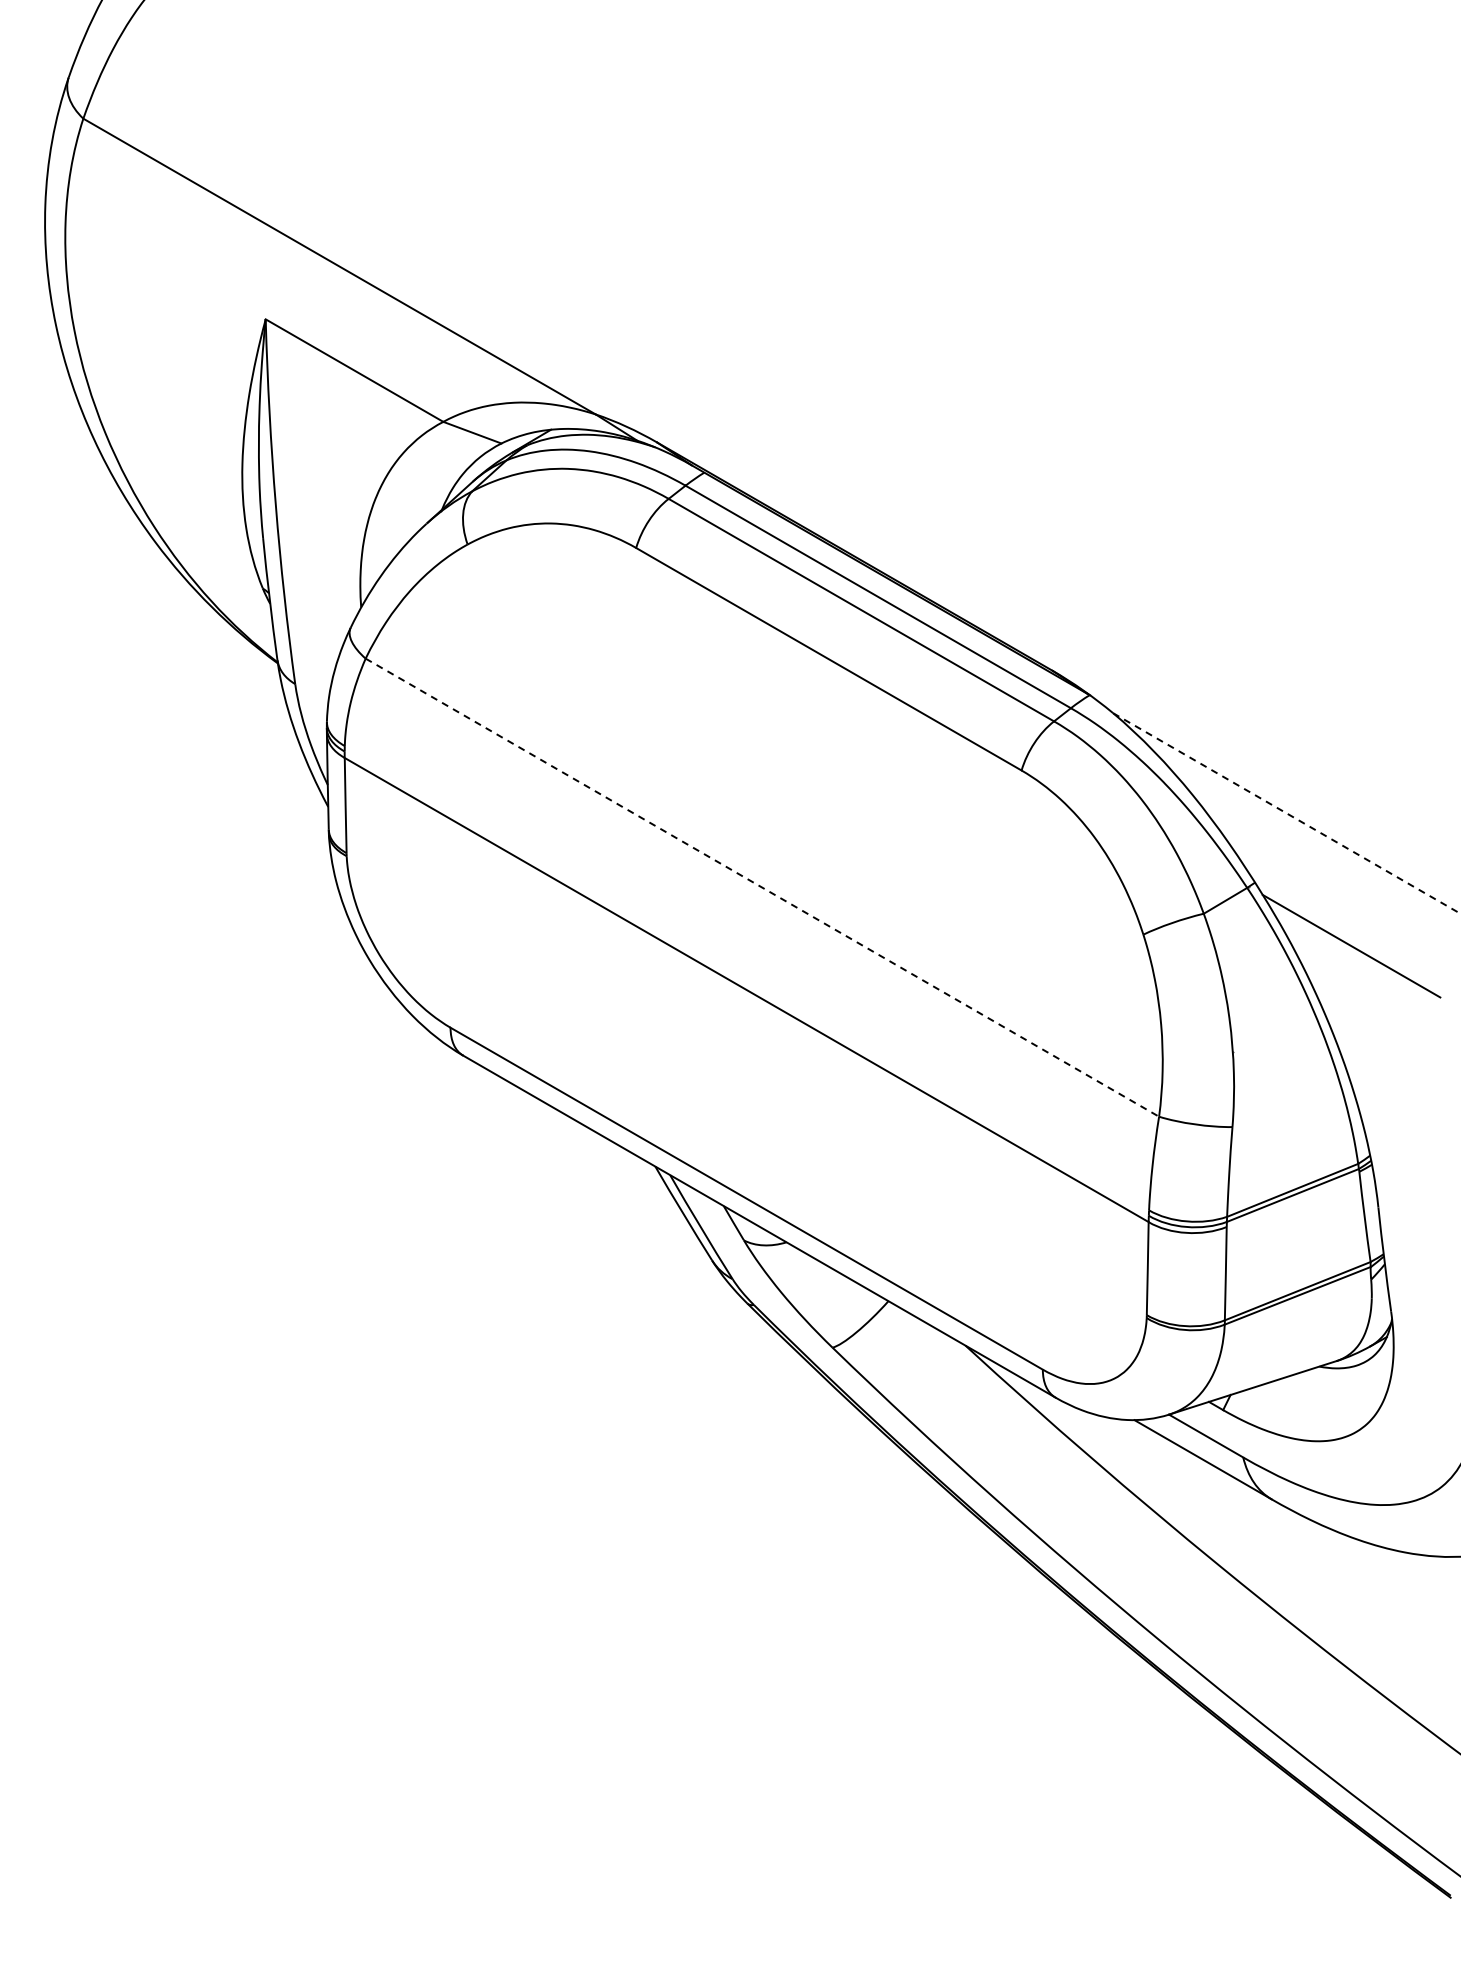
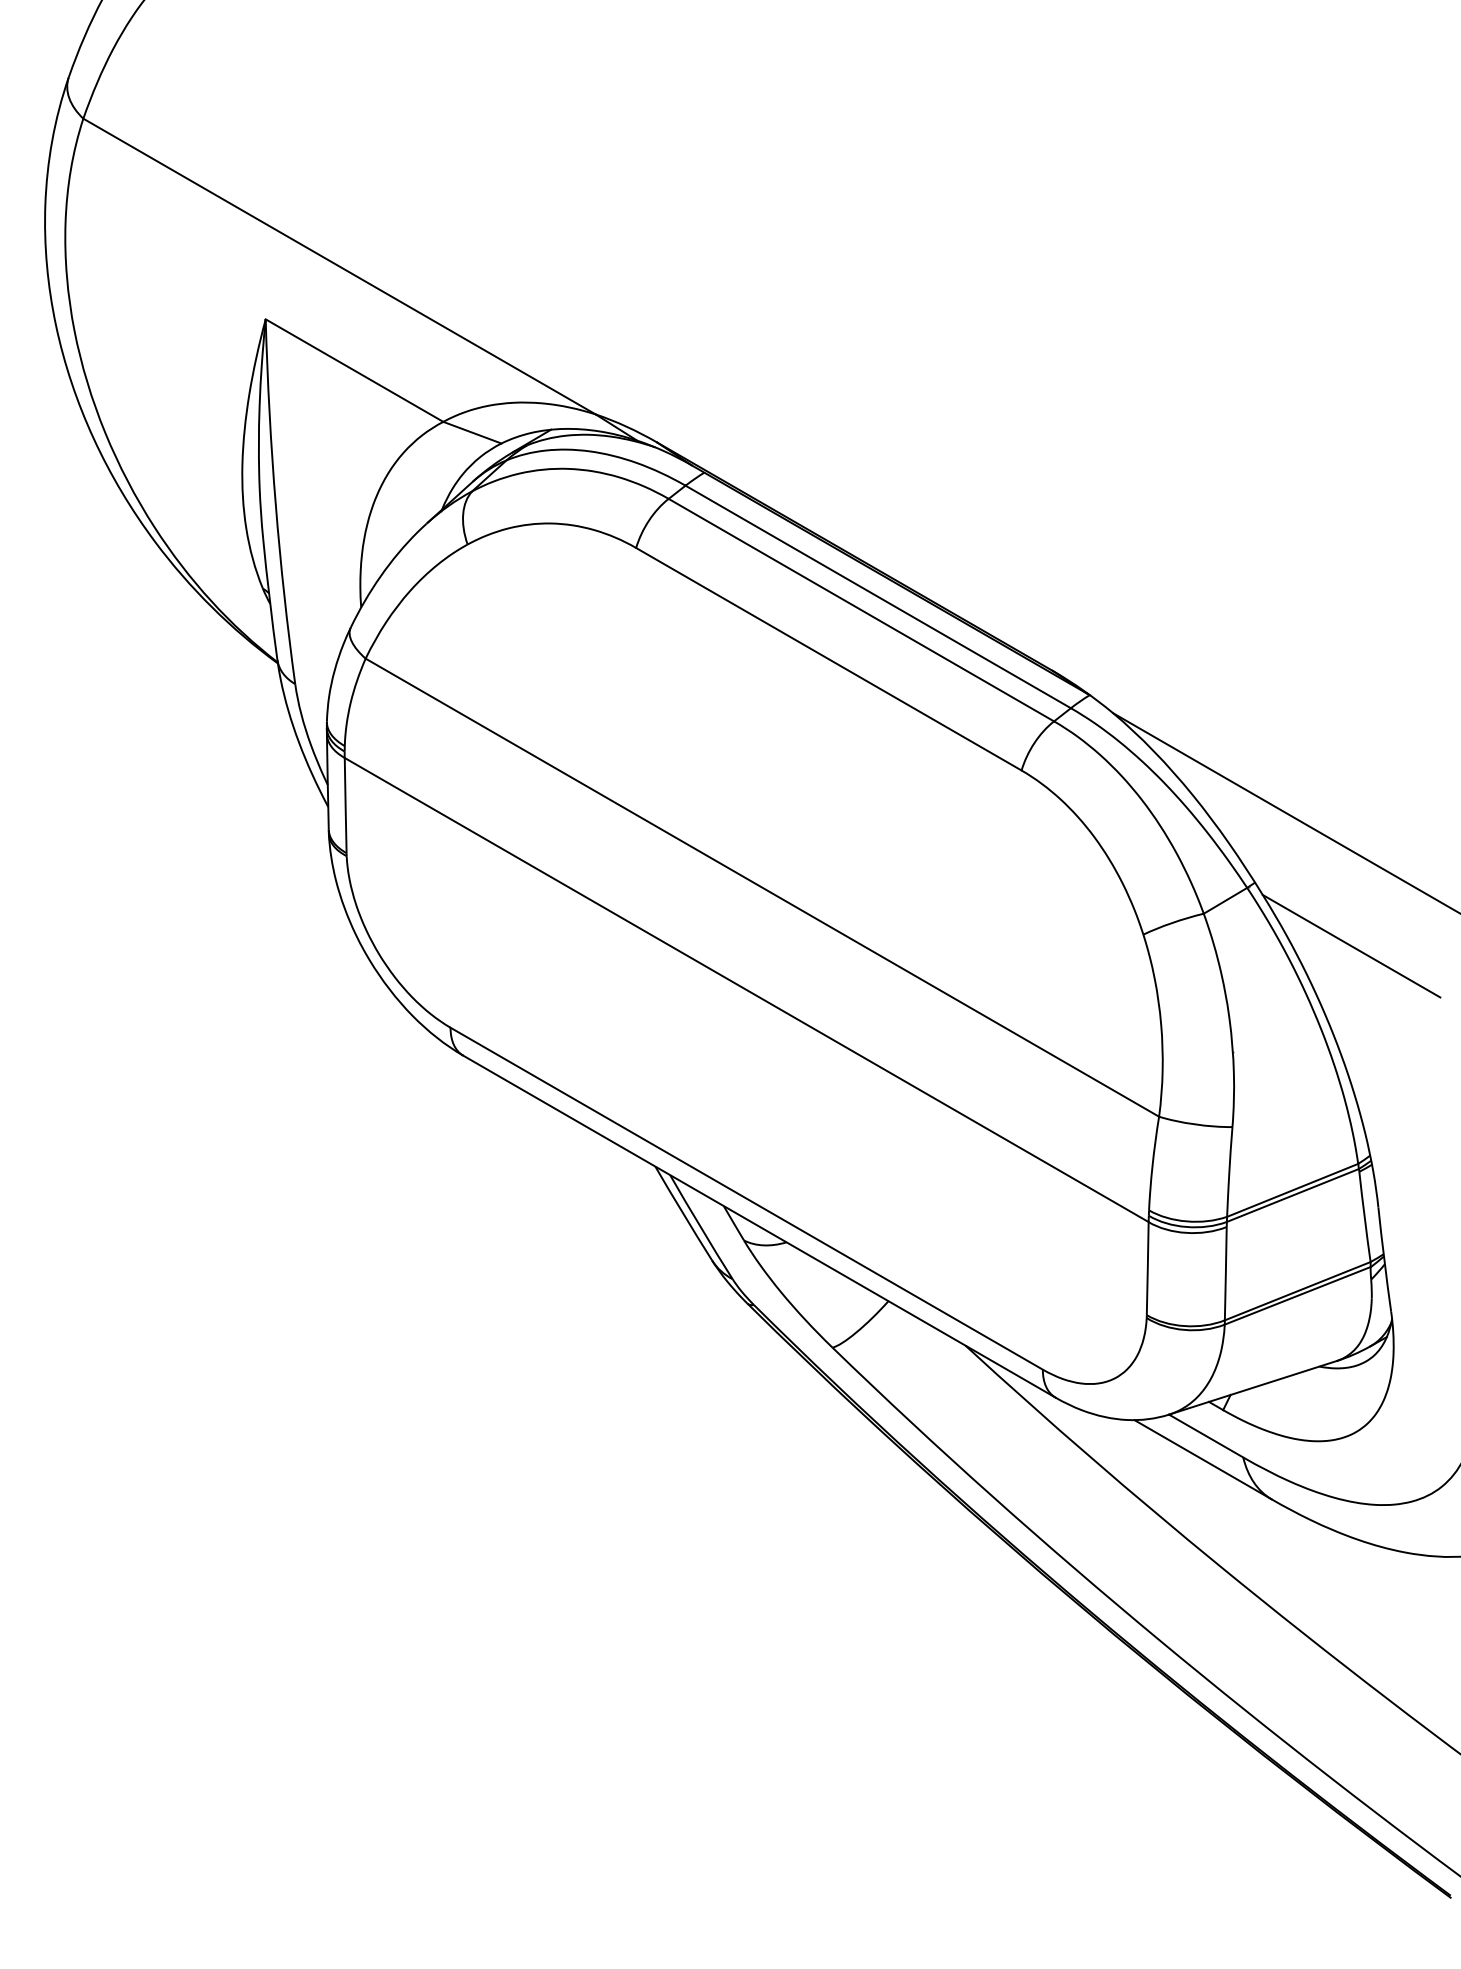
line: dashed -> solid (1287, 813)
line: dashed -> solid (762, 887)
